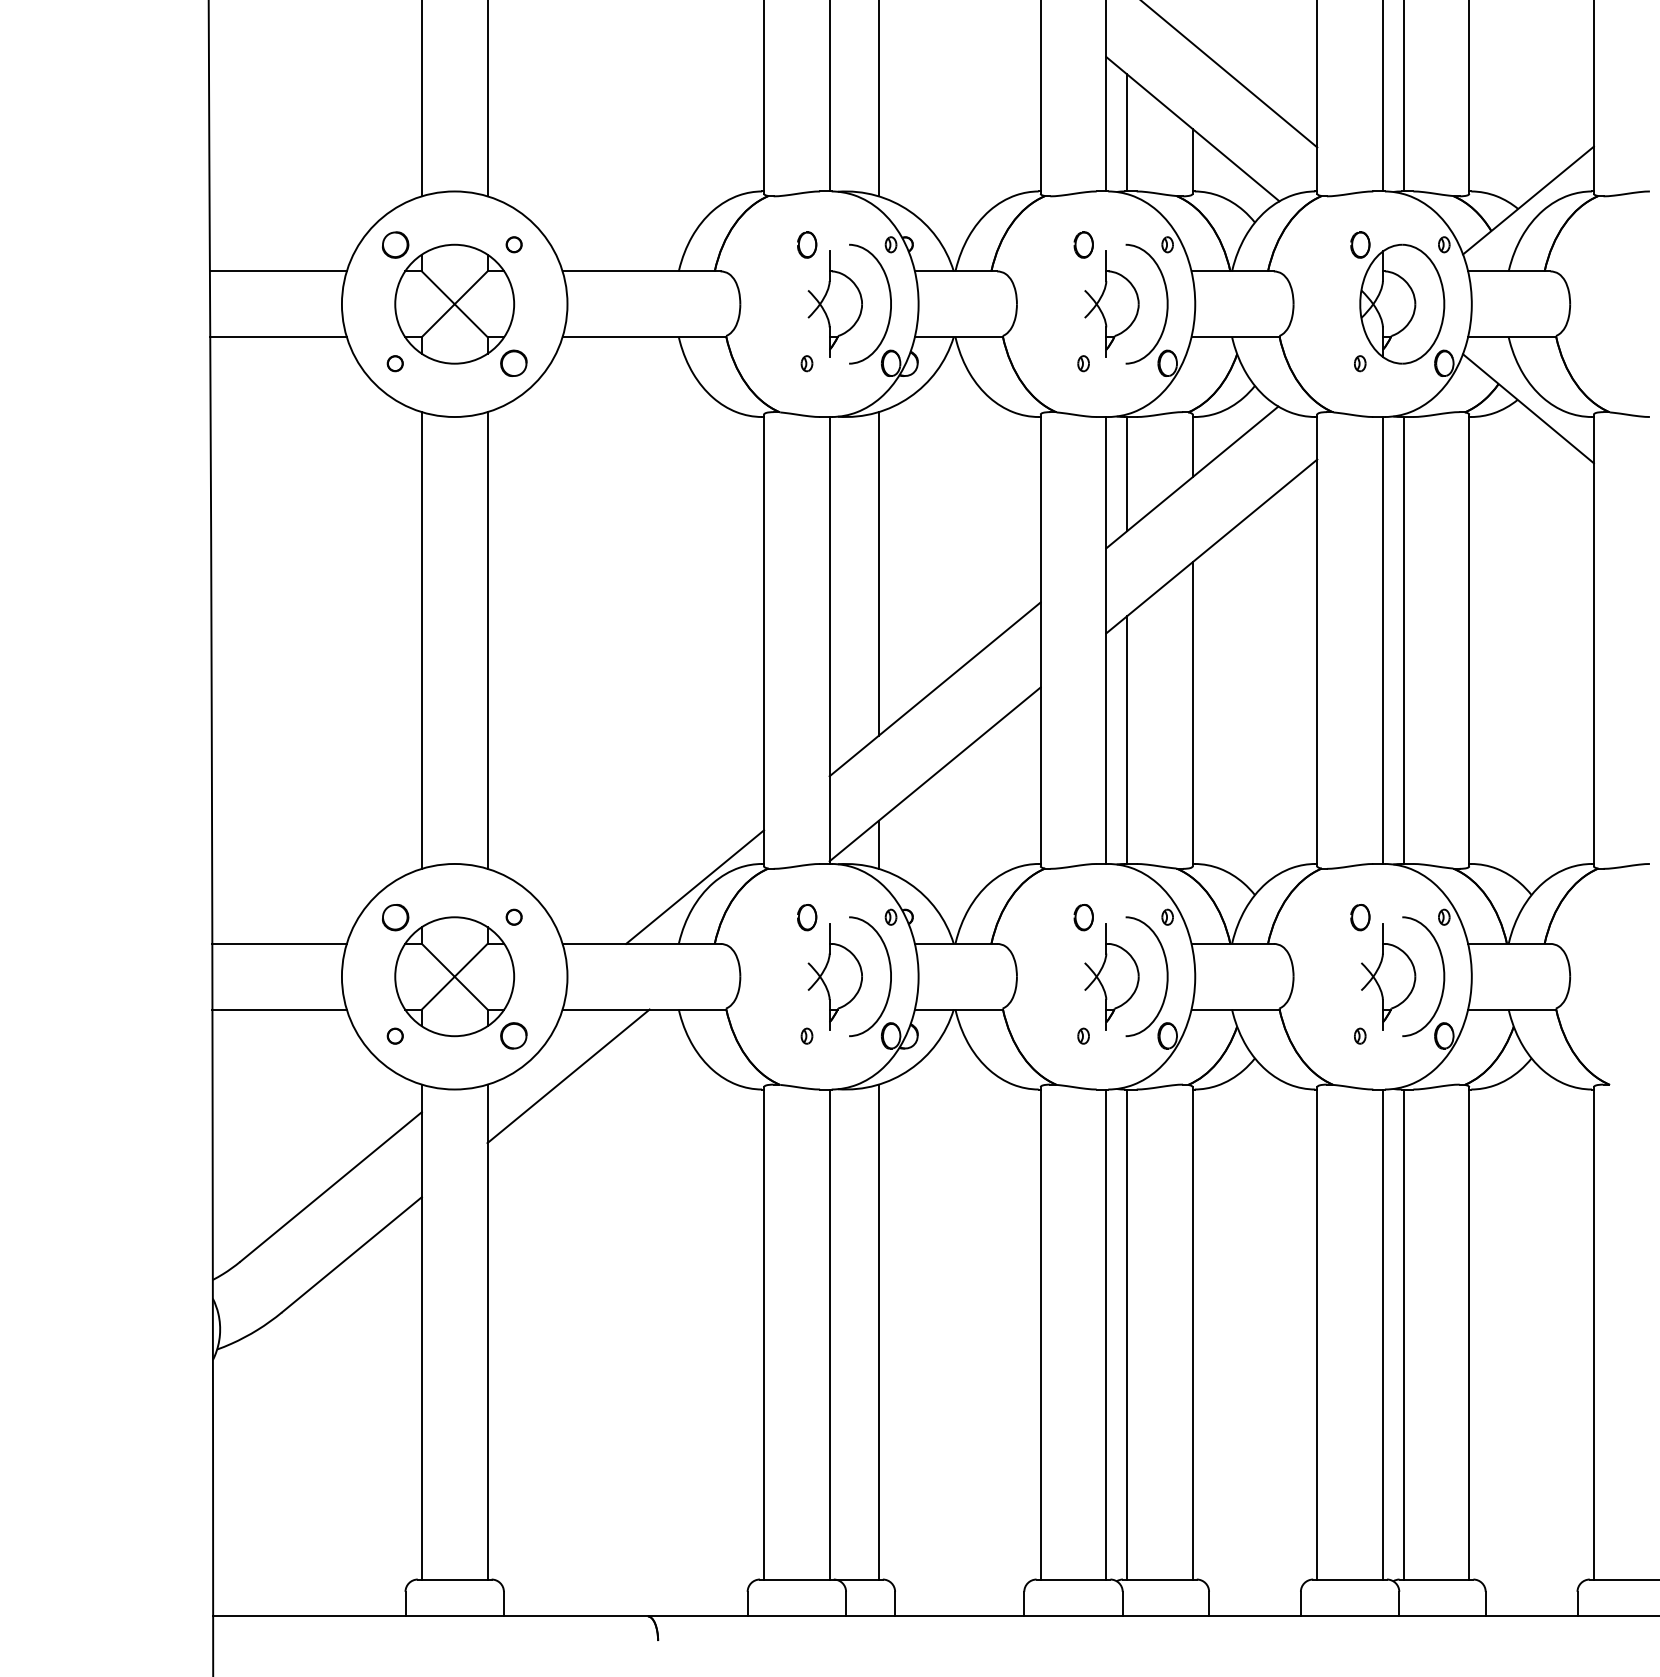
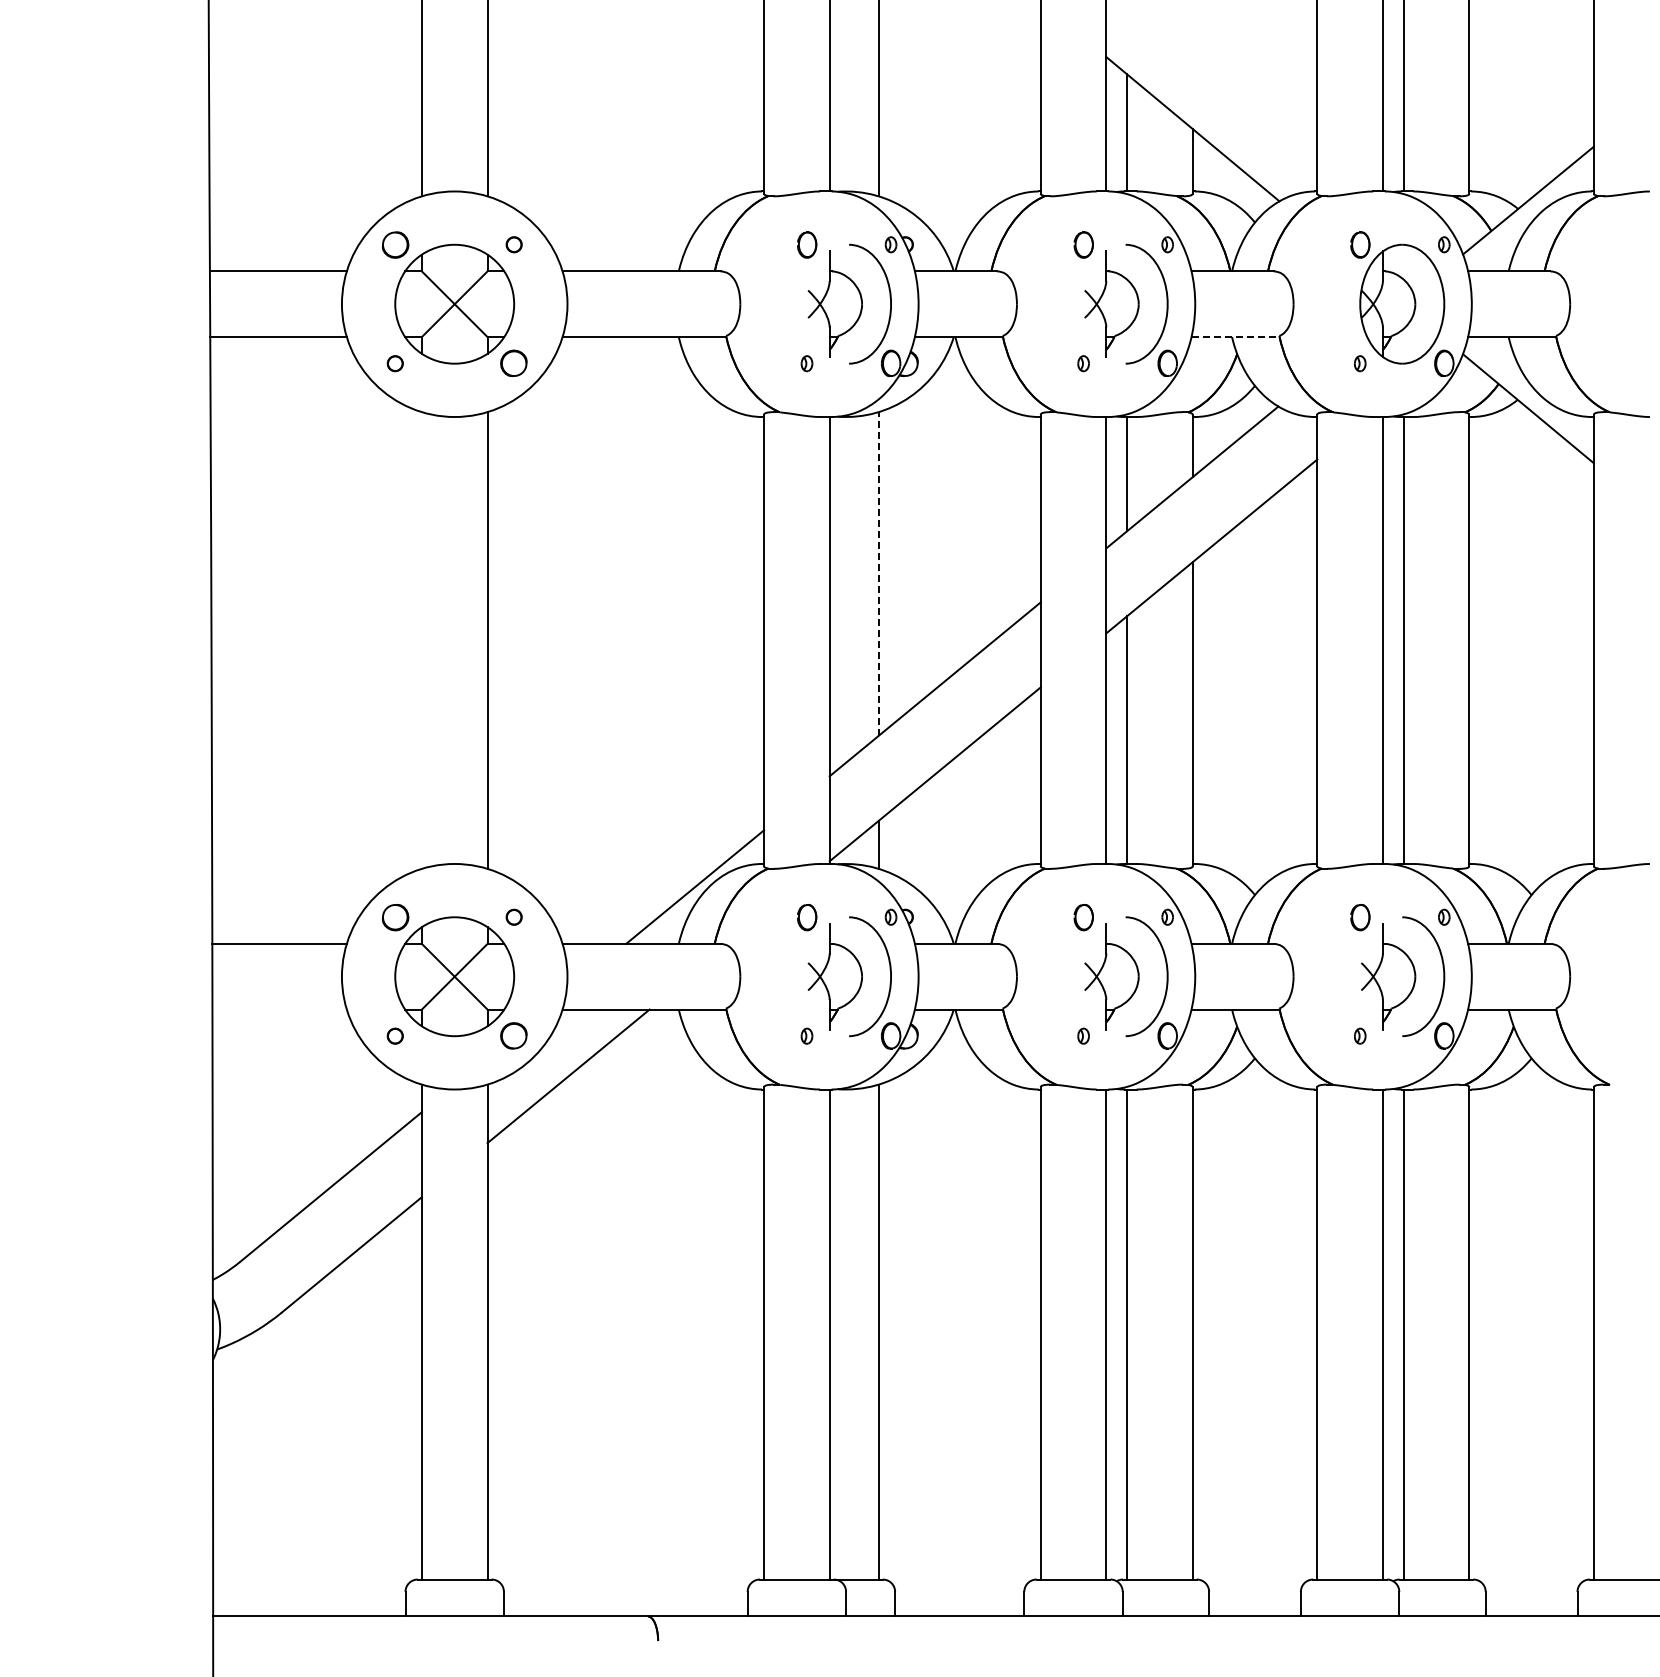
line: present -> none (1230, 74)
line: solid -> dashed (1236, 337)
line: solid -> dashed (878, 573)
line: present -> none (421, 640)
line: present -> none (279, 1009)
